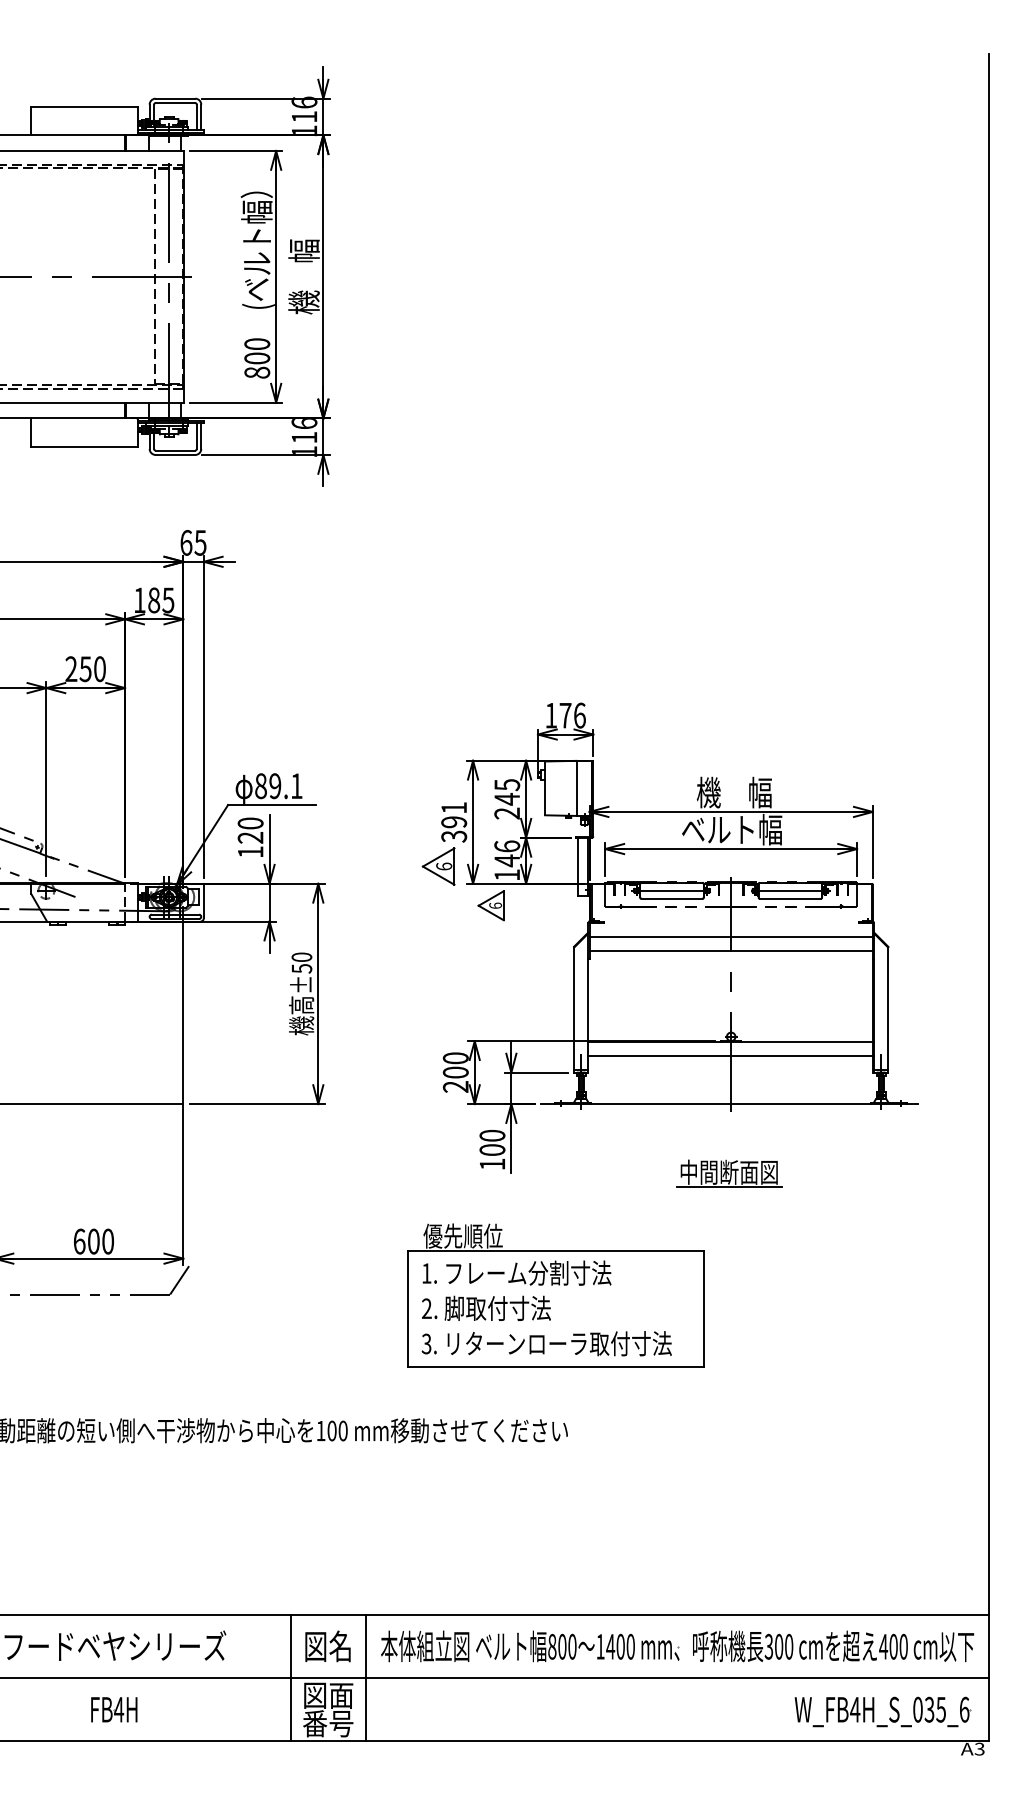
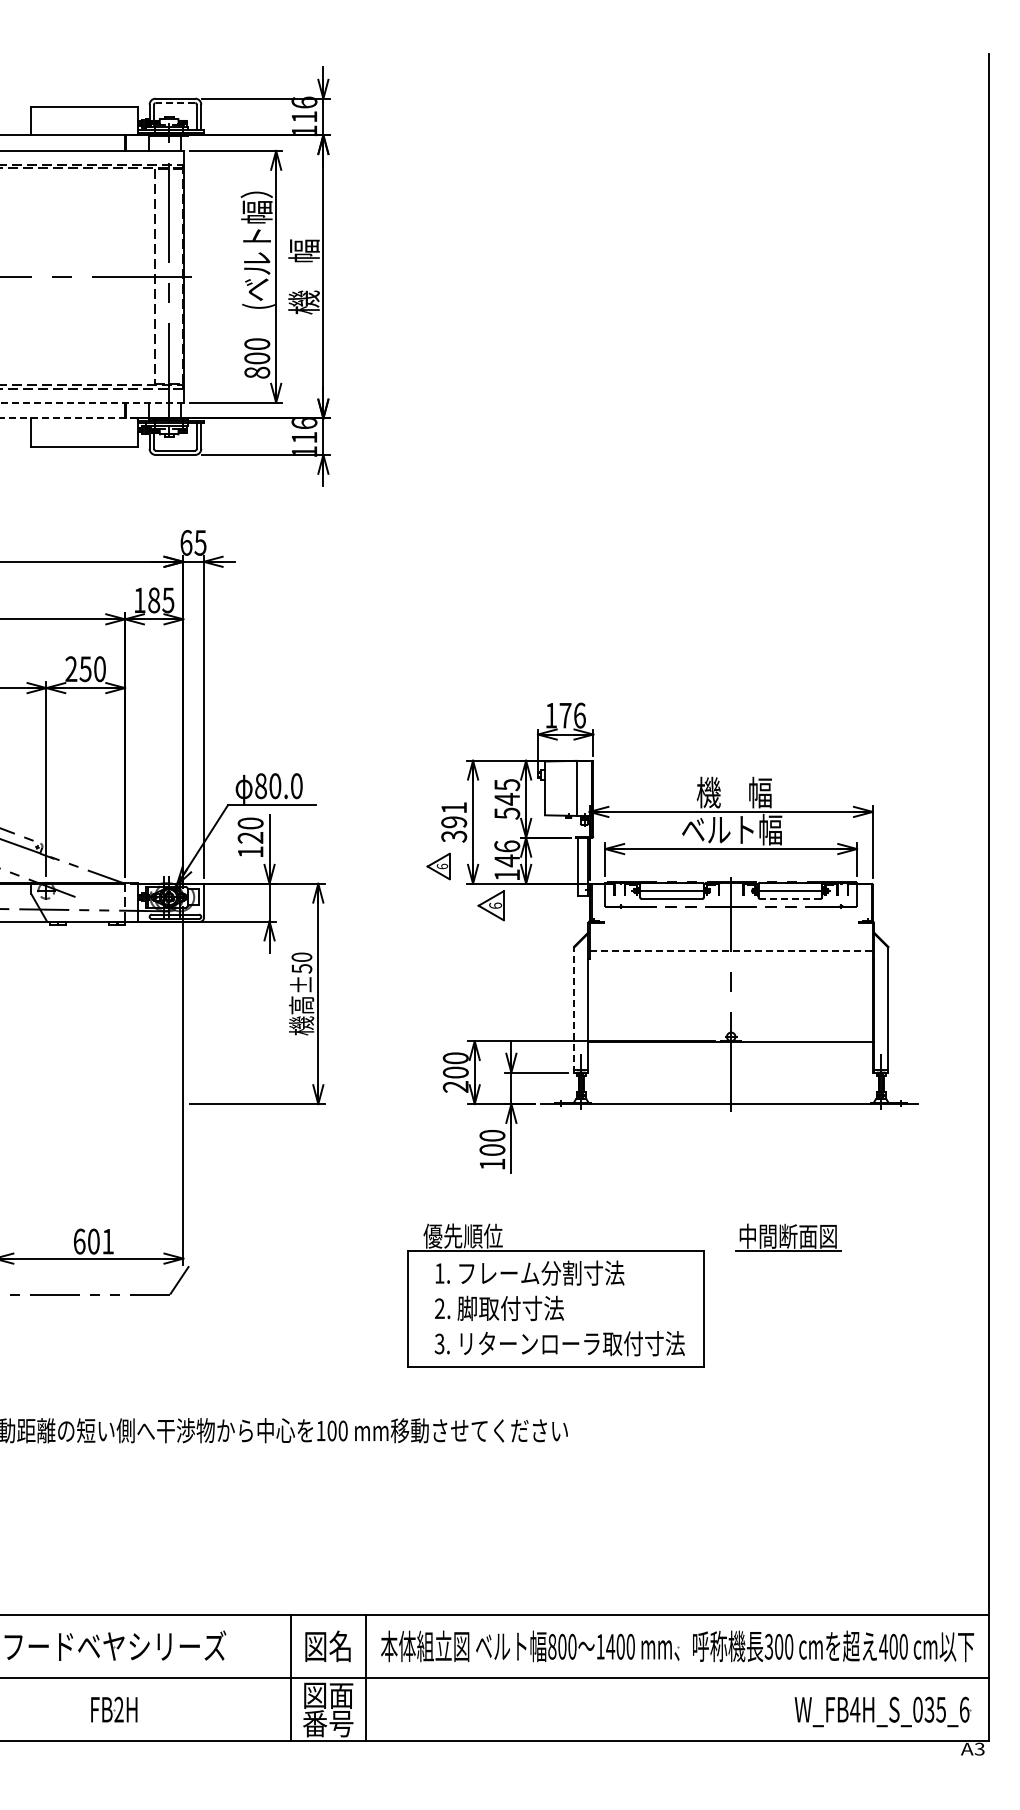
line: solid -> dashed (175, 103)
line: solid -> dashed (91, 402)
line: solid -> dashed (68, 418)
text: 89.1 -> 80.0 (285, 786)
text: 245 -> 545 (507, 813)
part size: 35x39 px -> 25x29 px (438, 866)
line: solid -> dashed (789, 898)
line: present -> none (730, 937)
line: solid -> dashed (731, 951)
line: solid -> dashed (574, 1009)
line: present -> none (731, 1056)
line: present -> none (92, 1104)
part position: (729, 1173) -> (788, 1237) (788, 1237)
text: 600 -> 601 (108, 1241)
text position: (546, 1308) -> (559, 1308) (559, 1308)
text: FB4H -> FB2H (119, 1709)
